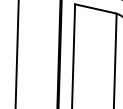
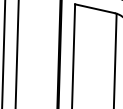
line: none -> present (3, 53)
